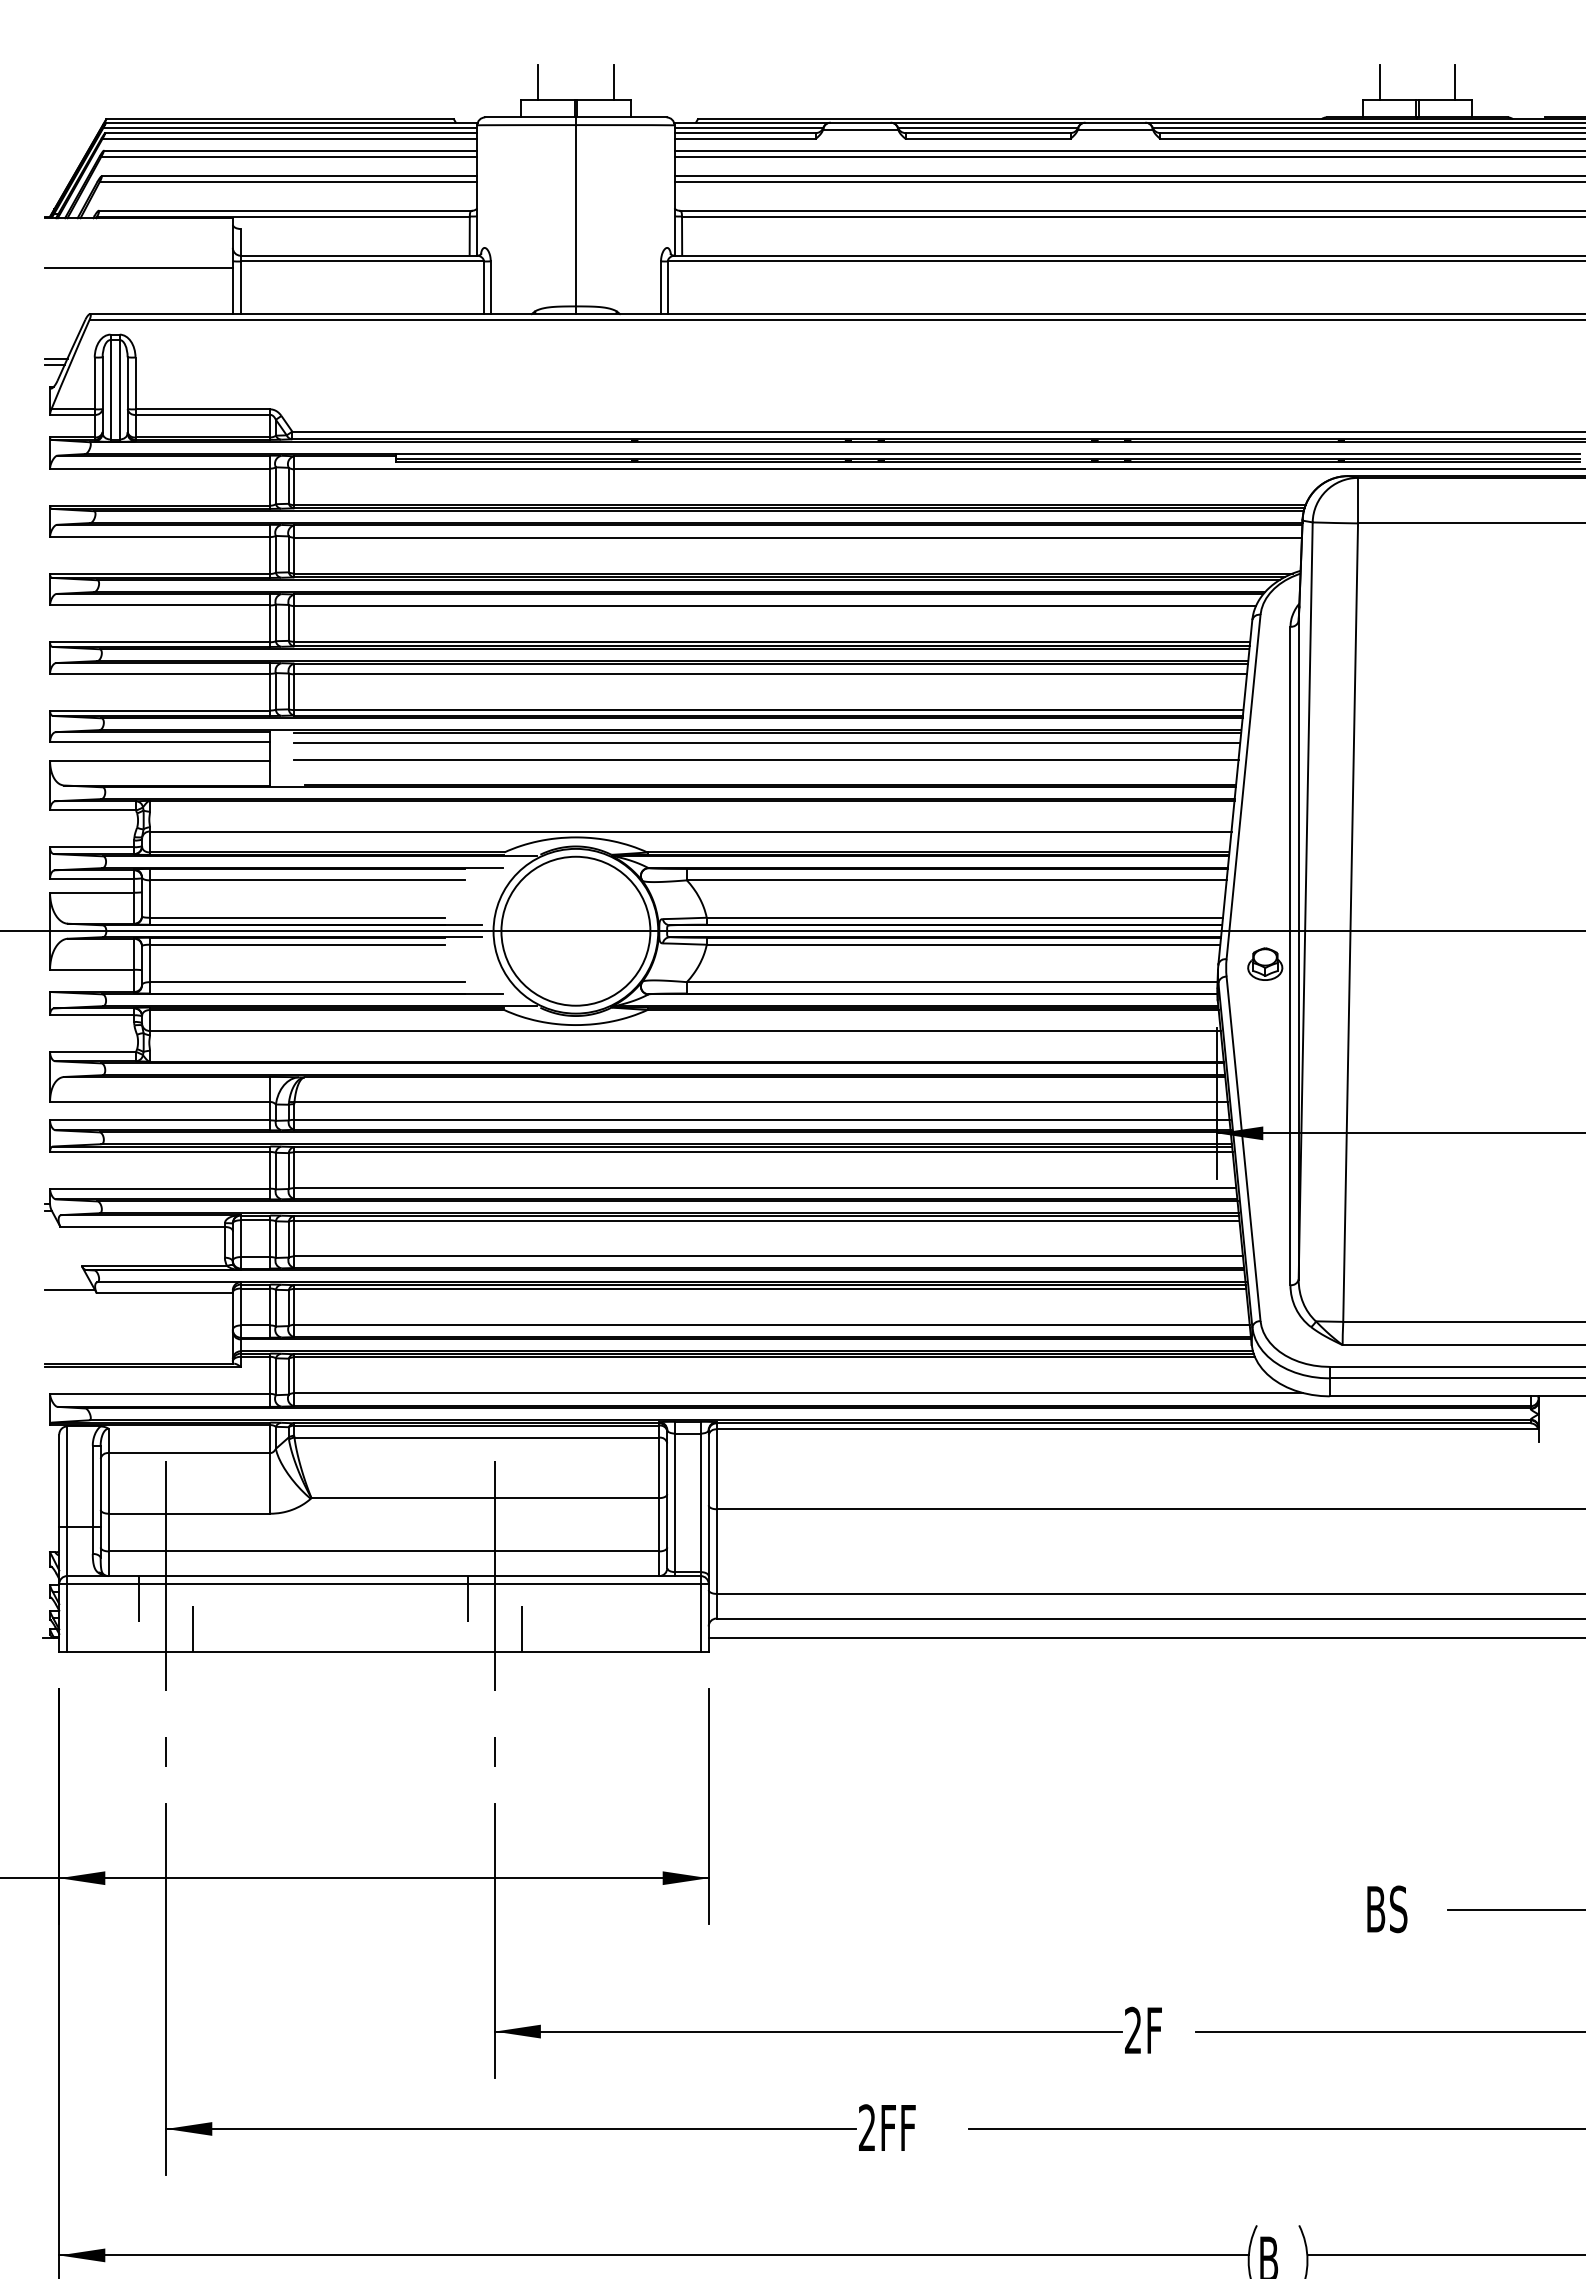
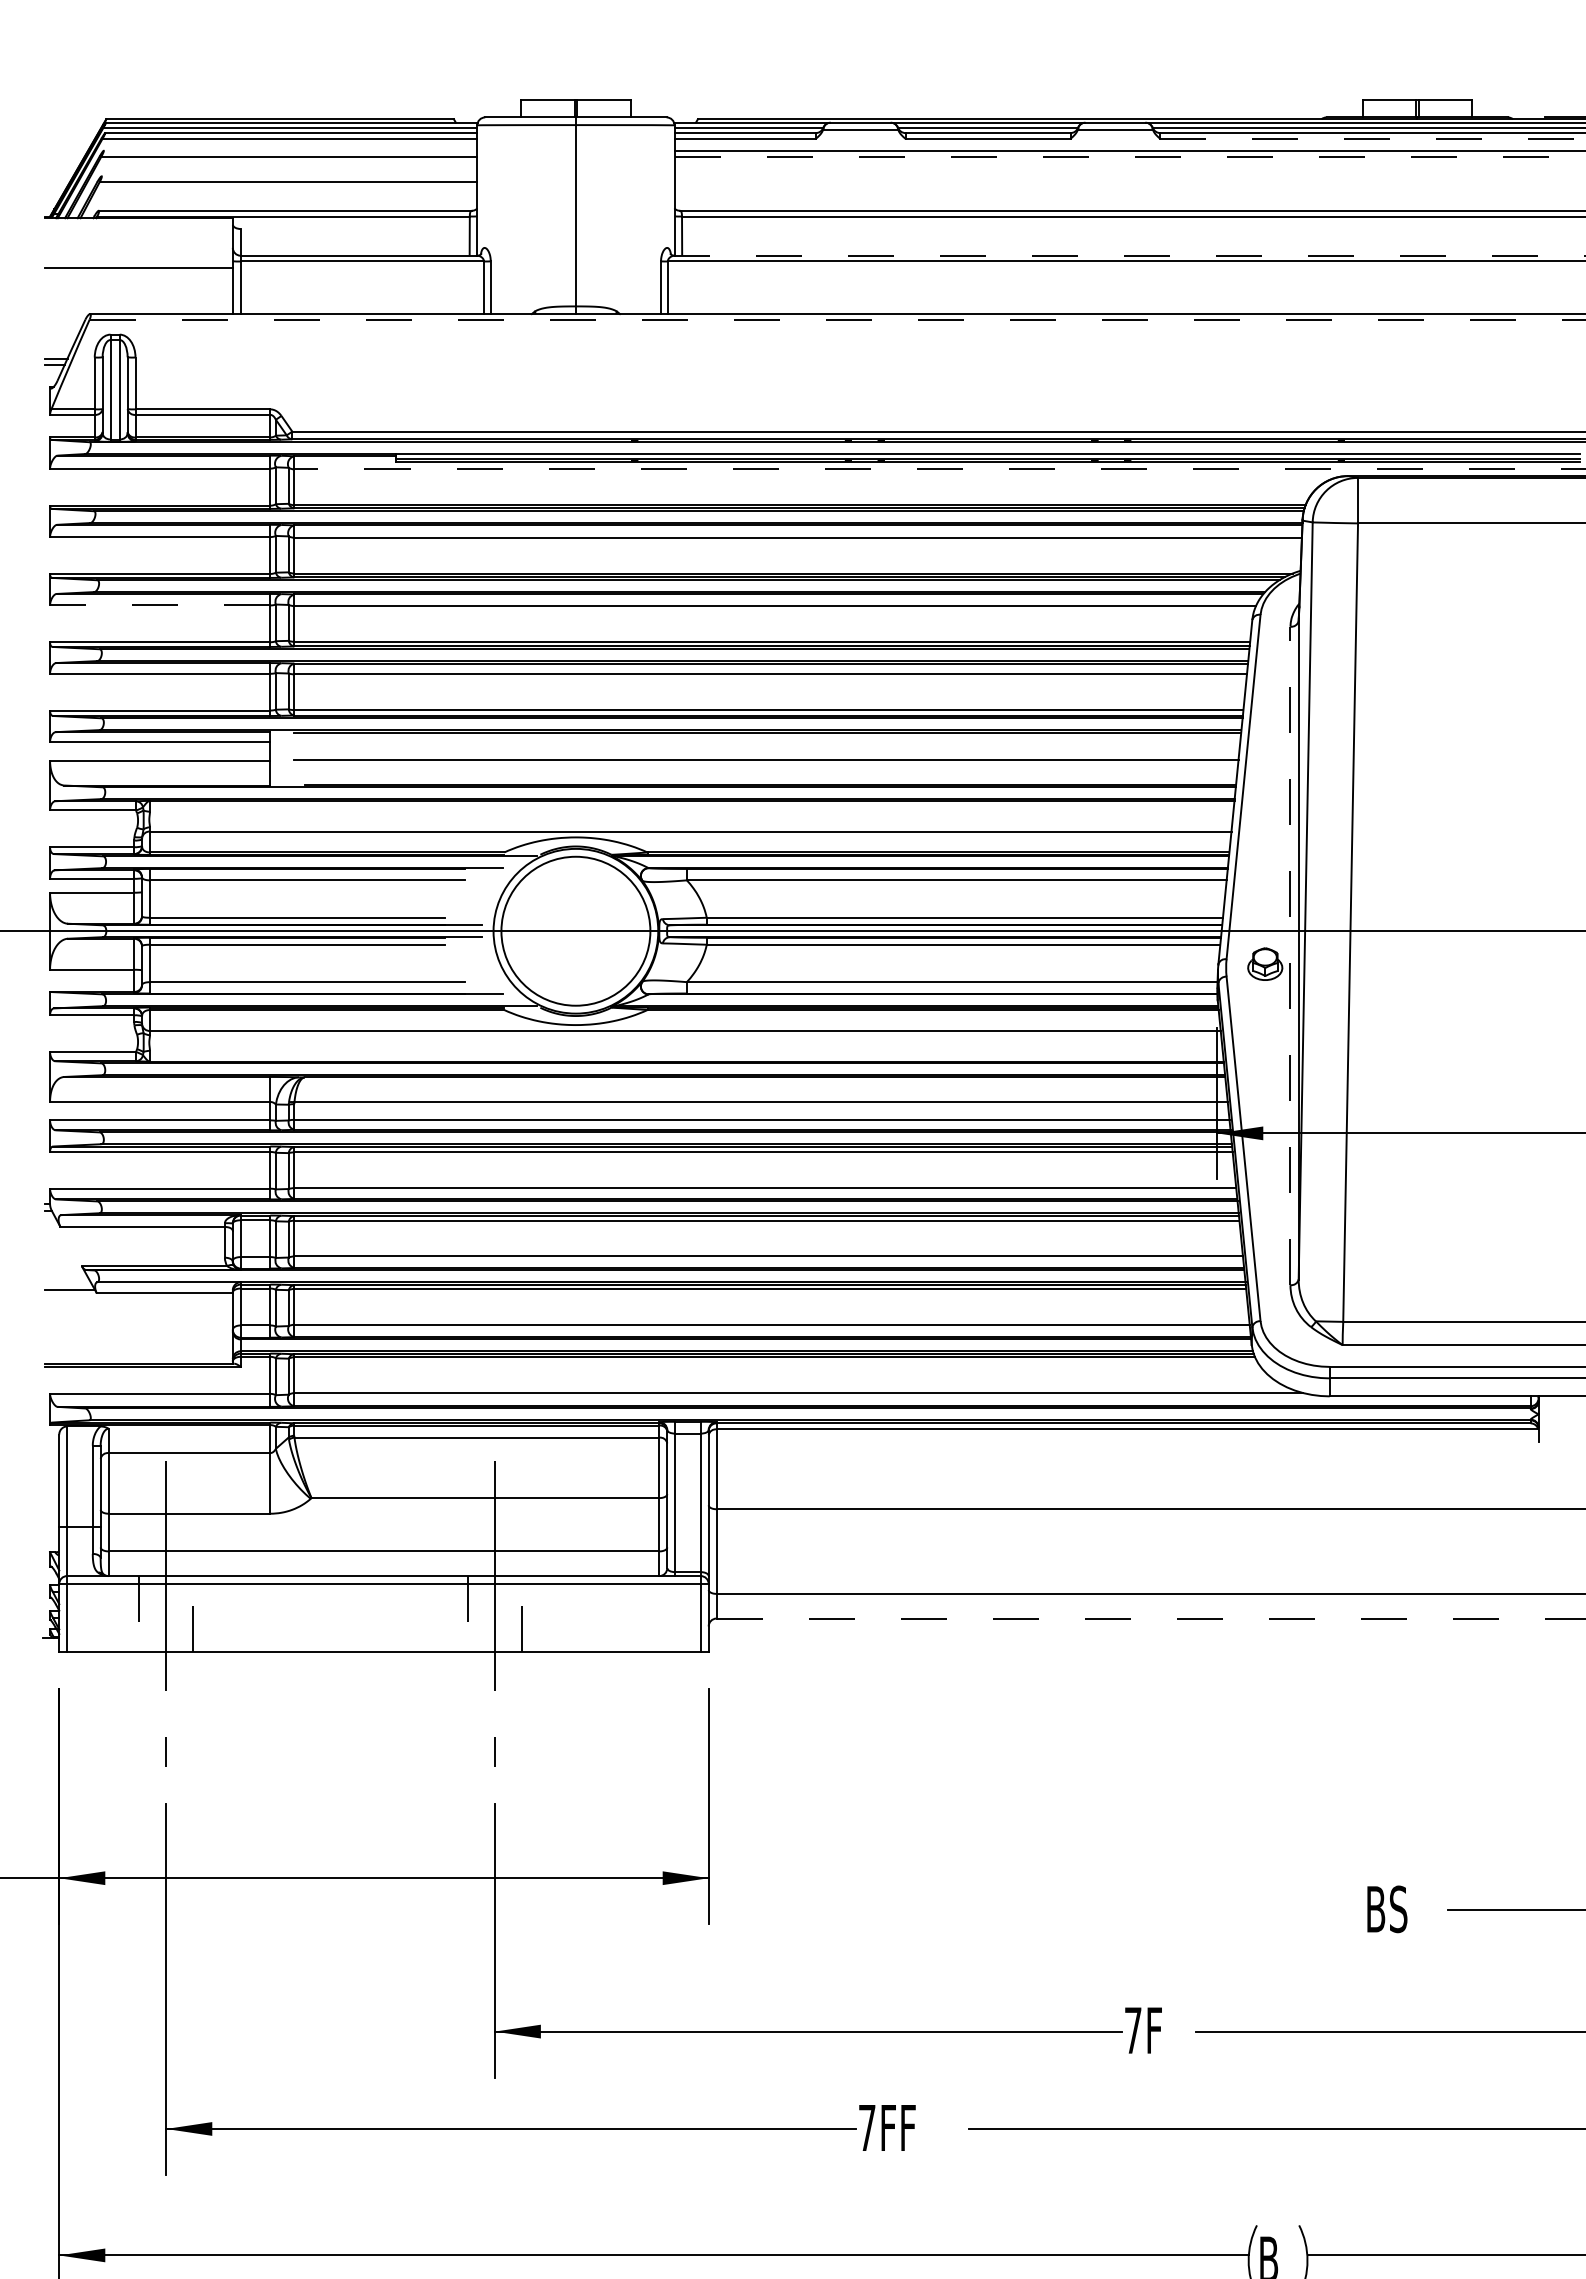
line: present -> none (538, 82)
line: present -> none (613, 82)
line: present -> none (1380, 82)
line: present -> none (1455, 82)
line: solid -> dashed (1373, 138)
line: present -> none (290, 150)
line: solid -> dashed (1130, 156)
line: present -> none (289, 176)
line: present -> none (1128, 176)
line: present -> none (1128, 182)
line: solid -> dashed (1129, 255)
line: solid -> dashed (837, 319)
line: solid -> dashed (940, 469)
line: solid -> dashed (159, 605)
line: present -> none (767, 742)
line: solid -> dashed (1290, 955)
line: solid -> dashed (1151, 1618)
line: present -> none (1145, 1637)
text: 2F -> 7F (1133, 2029)
text: 2FF -> 7FF (867, 2127)
